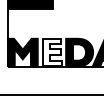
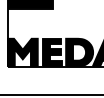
fill: none -> present (52, 52)
